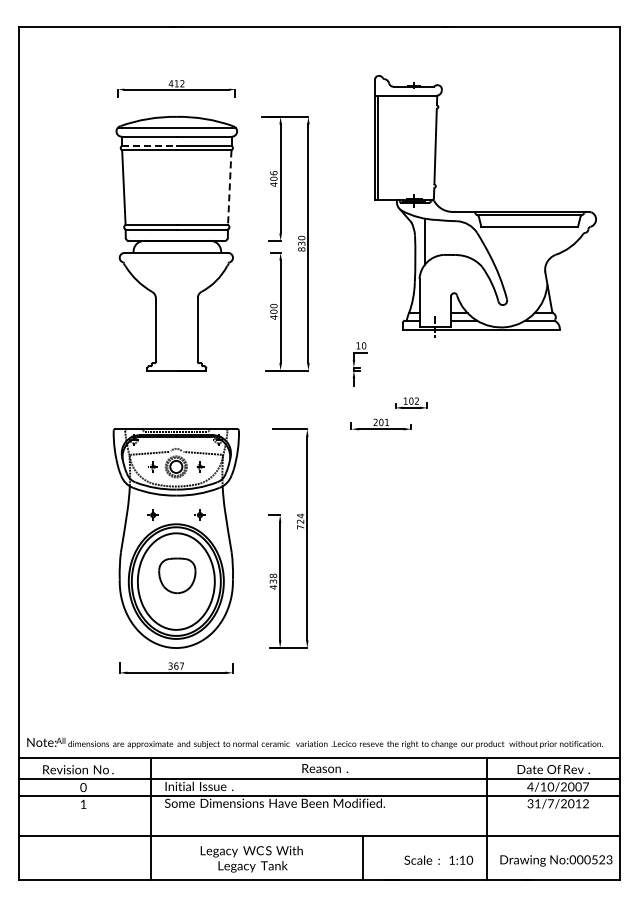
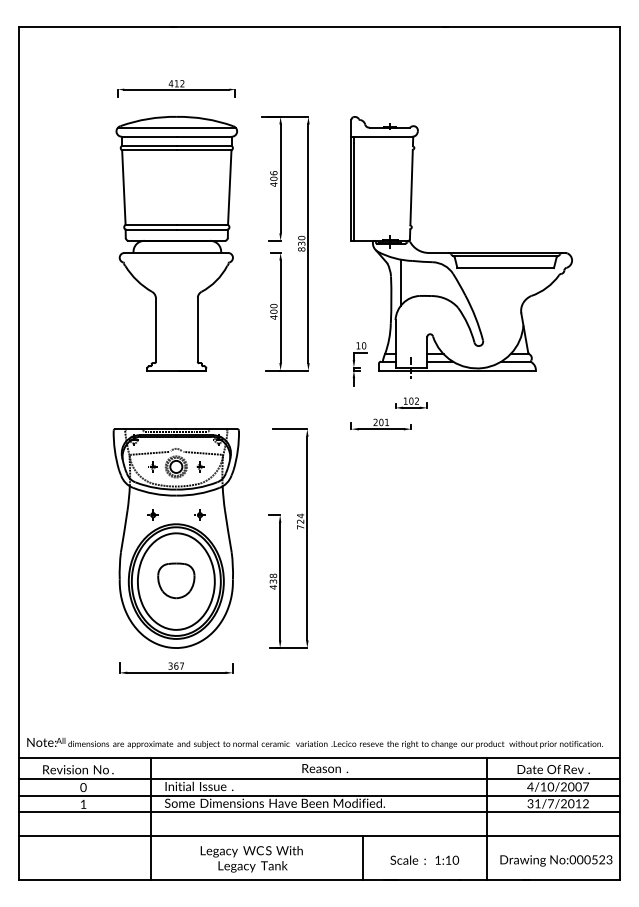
line: dashed -> solid (149, 145)
line: dashed -> solid (229, 188)
part position: (485, 206) -> (461, 247) (461, 247)
part position: (177, 575) -> (176, 580) (176, 580)
line: none -> present (319, 812)
text position: (438, 859) -> (424, 859) (424, 859)
